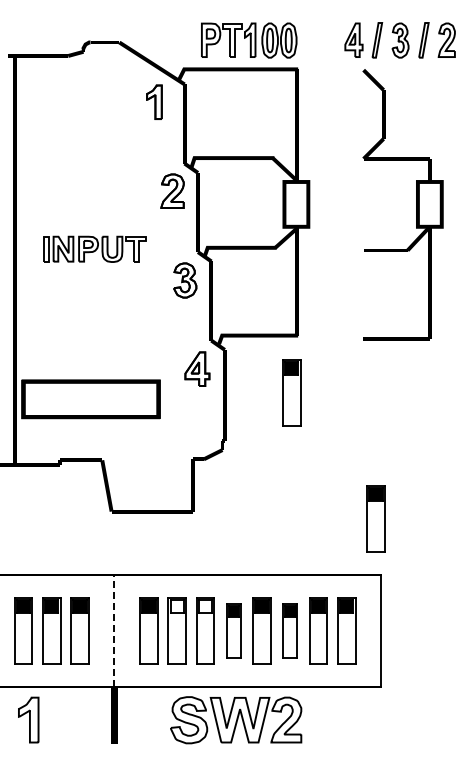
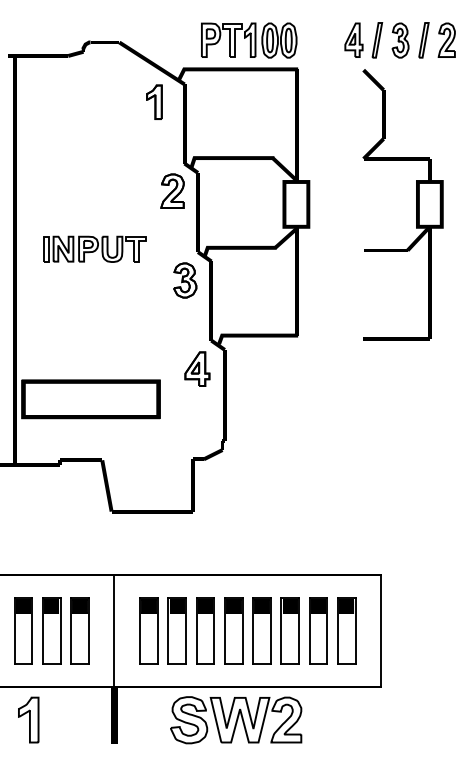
part: present -> none (291, 392)
part: present -> none (375, 518)
hatch: none -> present (177, 606)
hatch: none -> present (205, 606)
part size: 16x56 px -> 20x68 px (233, 630)
part size: 16x56 px -> 20x68 px (289, 630)
line: dashed -> solid (114, 631)
